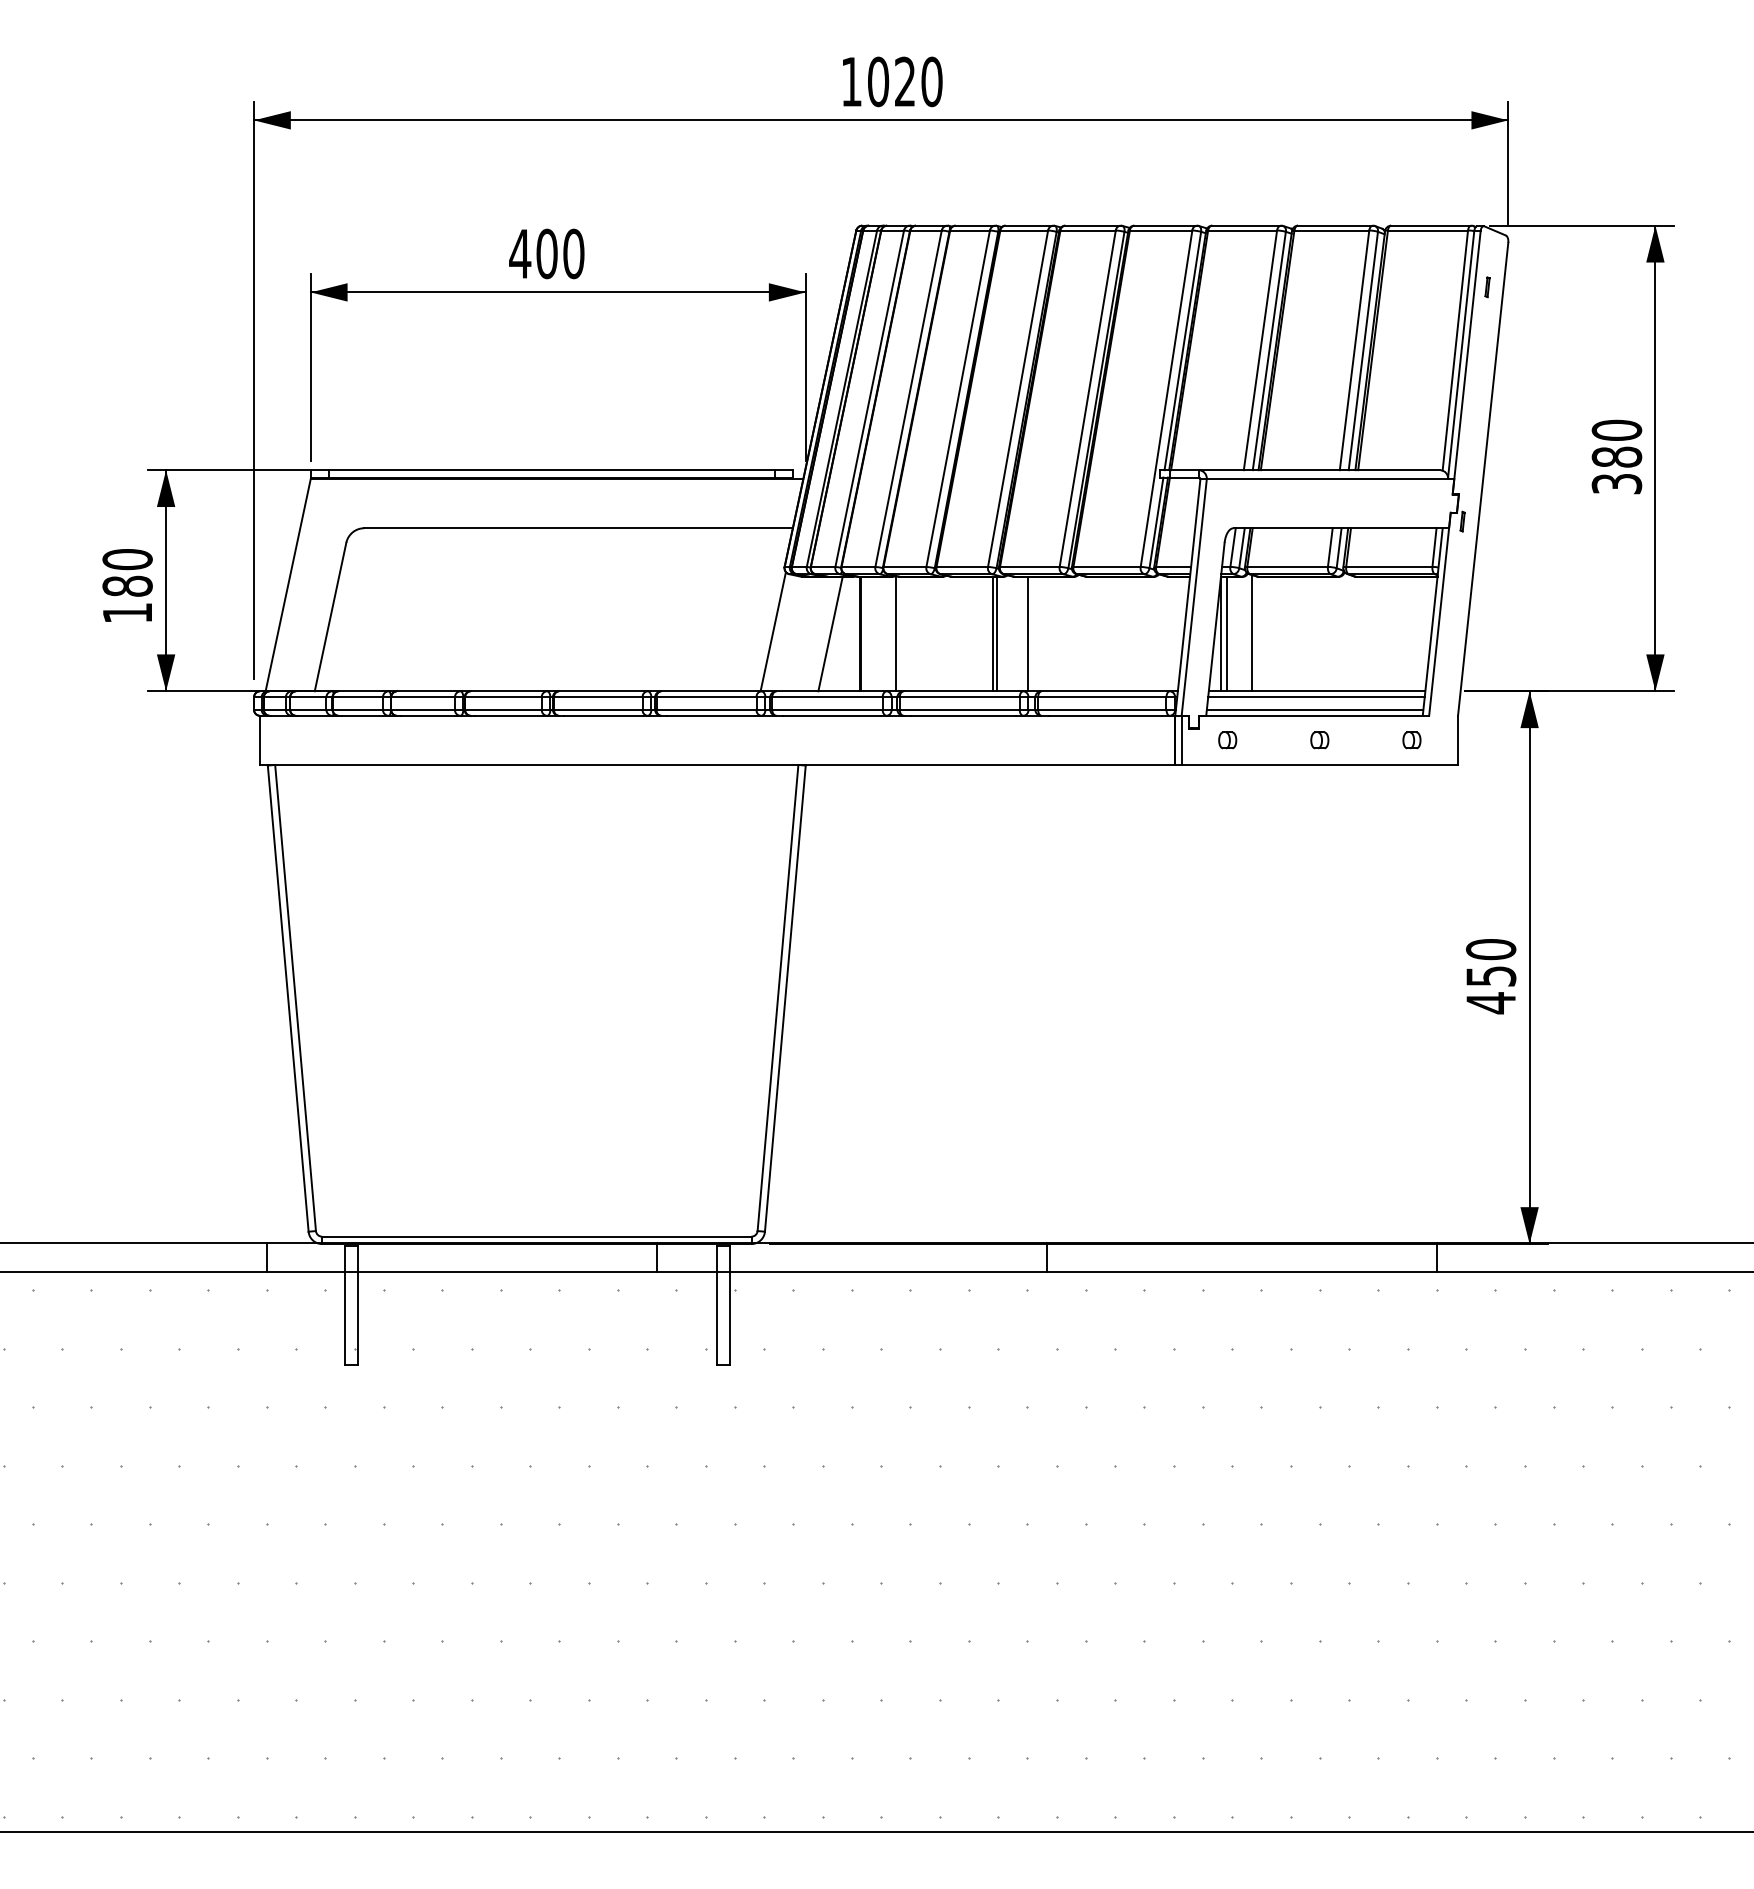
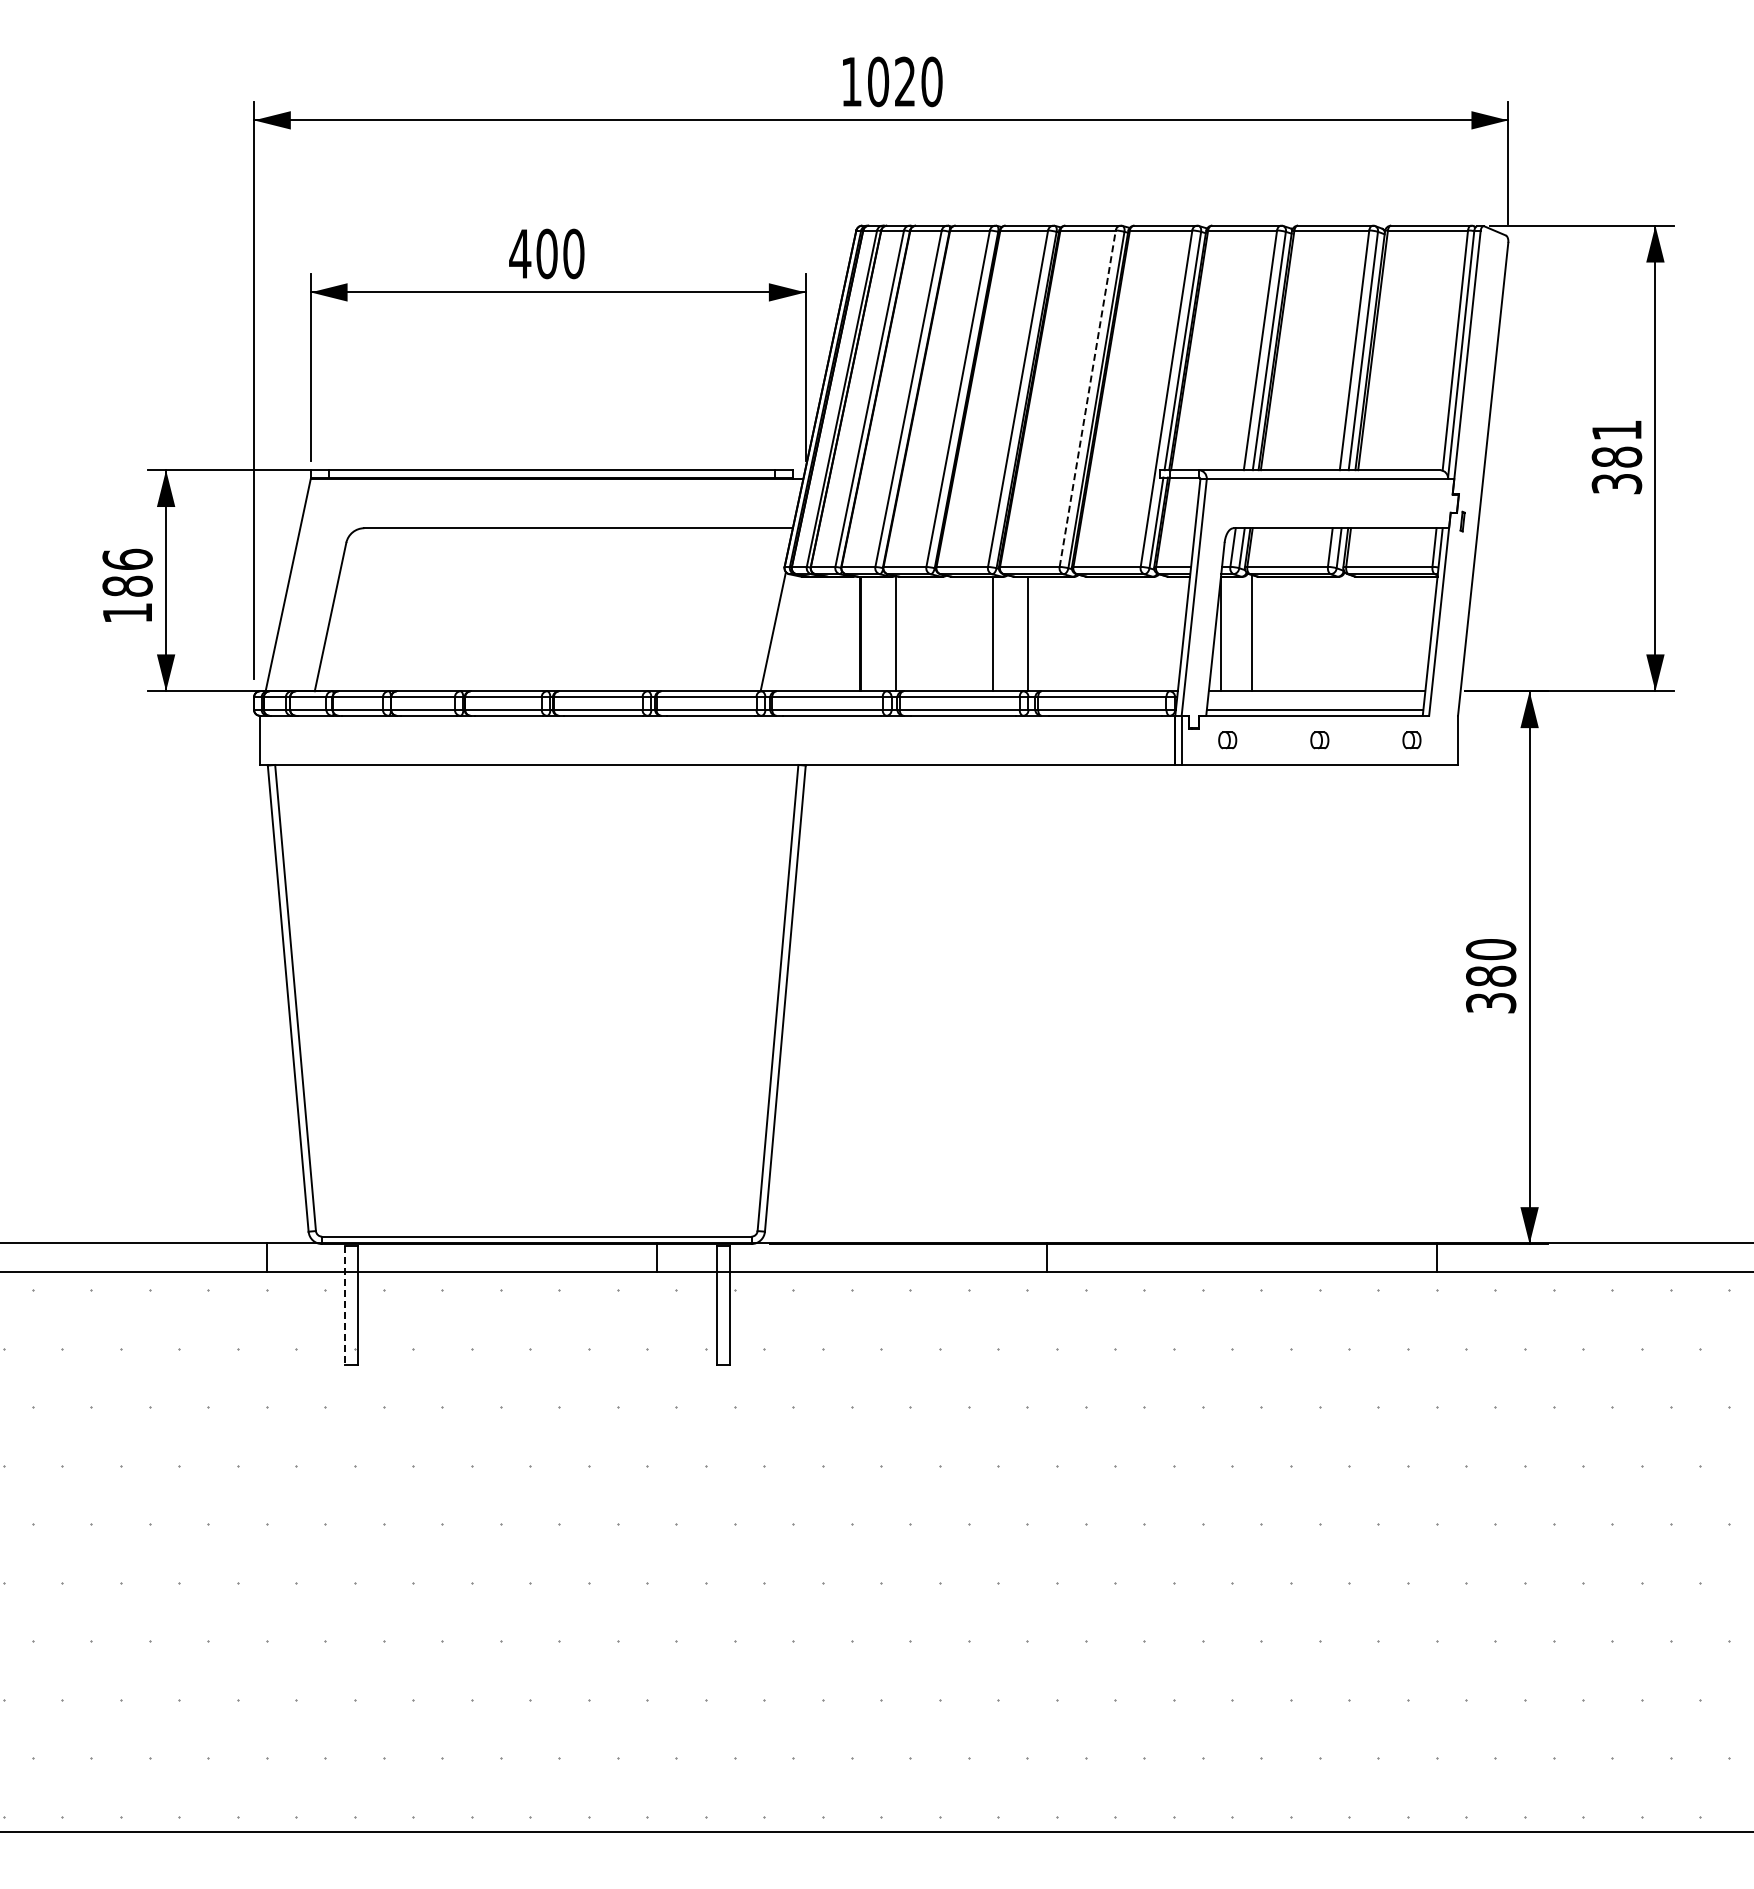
part: present -> none (1487, 287)
line: solid -> dashed (1087, 398)
text: 380 -> 381 (1616, 429)
text: 180 -> 186 (127, 559)
line: present -> none (830, 633)
line: present -> none (996, 633)
line: present -> none (1226, 633)
line: present -> none (1316, 697)
text: 450 -> 380 (1491, 989)
line: solid -> dashed (345, 1305)
